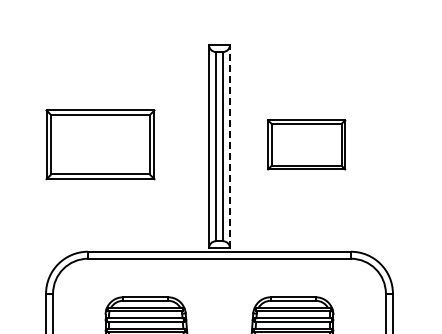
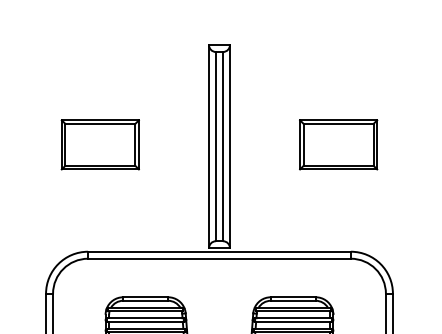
part size: 111x72 px -> 80x52 px (99, 144)
part position: (306, 144) -> (338, 144) (338, 144)
line: dashed -> solid (230, 146)
